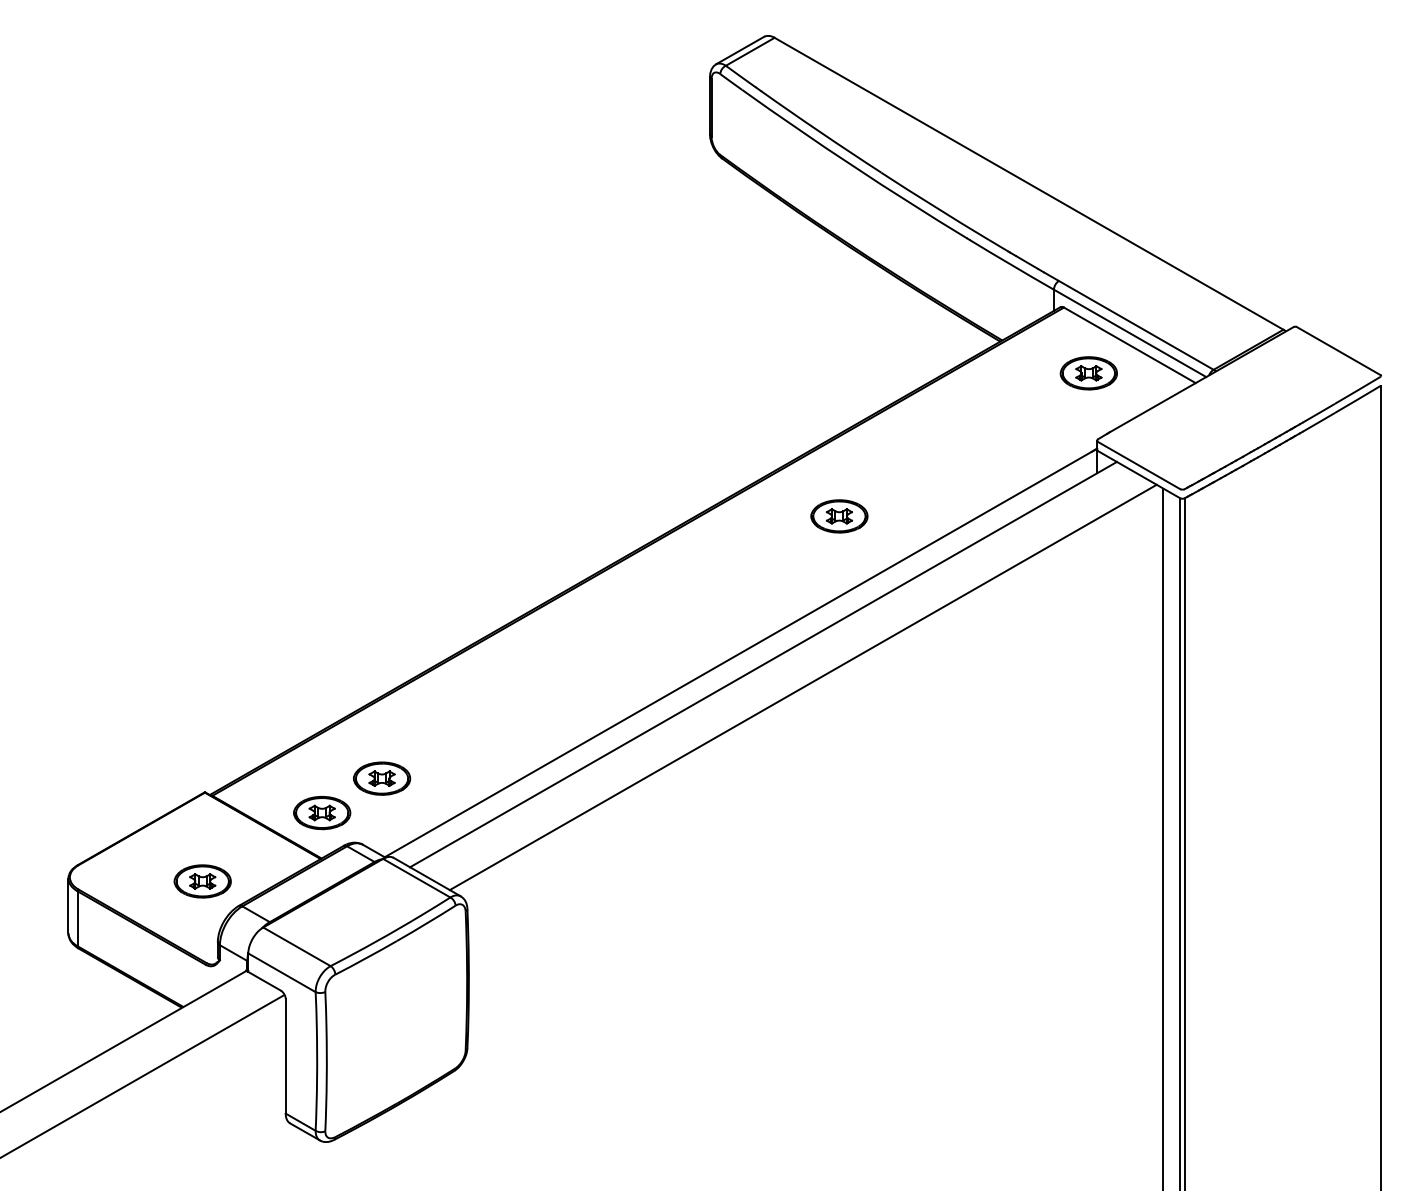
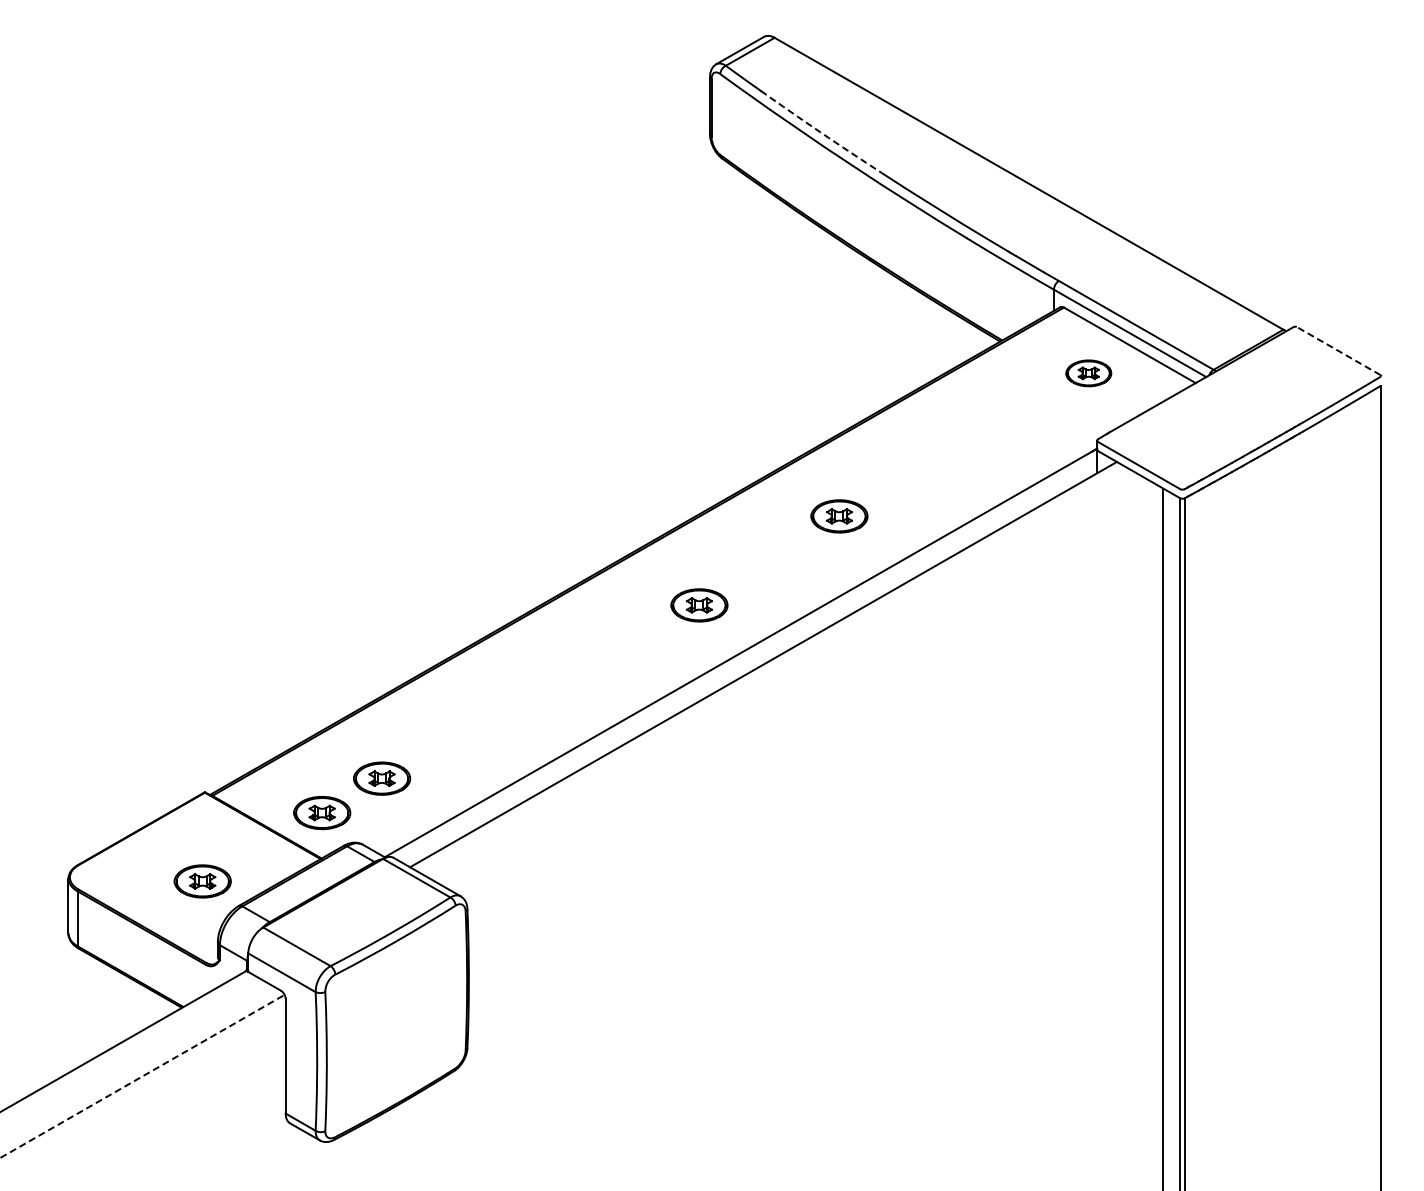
arc: solid -> dashed (820, 132)
line: solid -> dashed (1338, 350)
part size: 59x35 px -> 48x29 px (1088, 373)
part: none -> present (699, 605)
line: present -> none (802, 687)
line: solid -> dashed (141, 1076)
